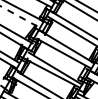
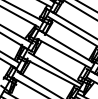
line: dashed -> solid (19, 16)
